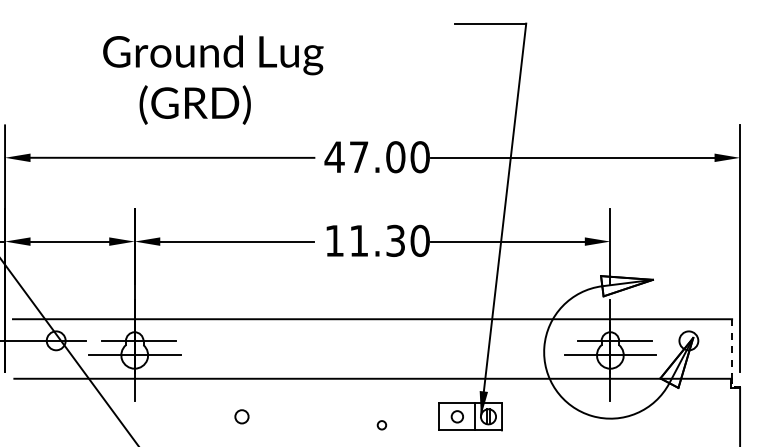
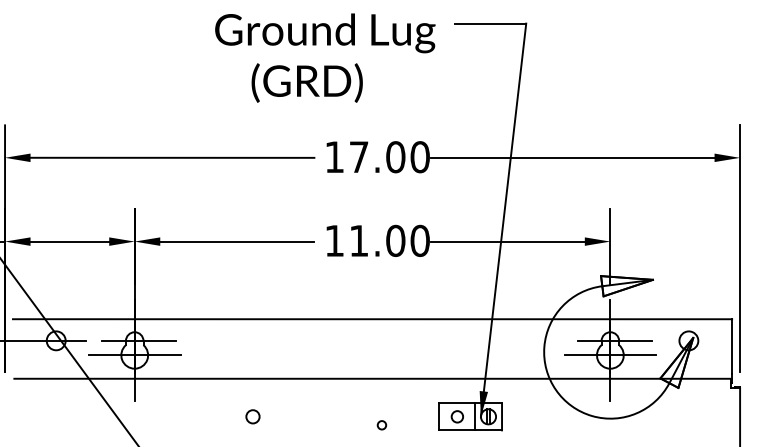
text position: (213, 79) -> (325, 57) (325, 57)
text: 47.00 -> 17.00 (334, 156)
text: 11.30 -> 11.00 (395, 240)
line: dashed -> solid (732, 347)
circle position: (241, 416) -> (252, 416) (252, 416)
